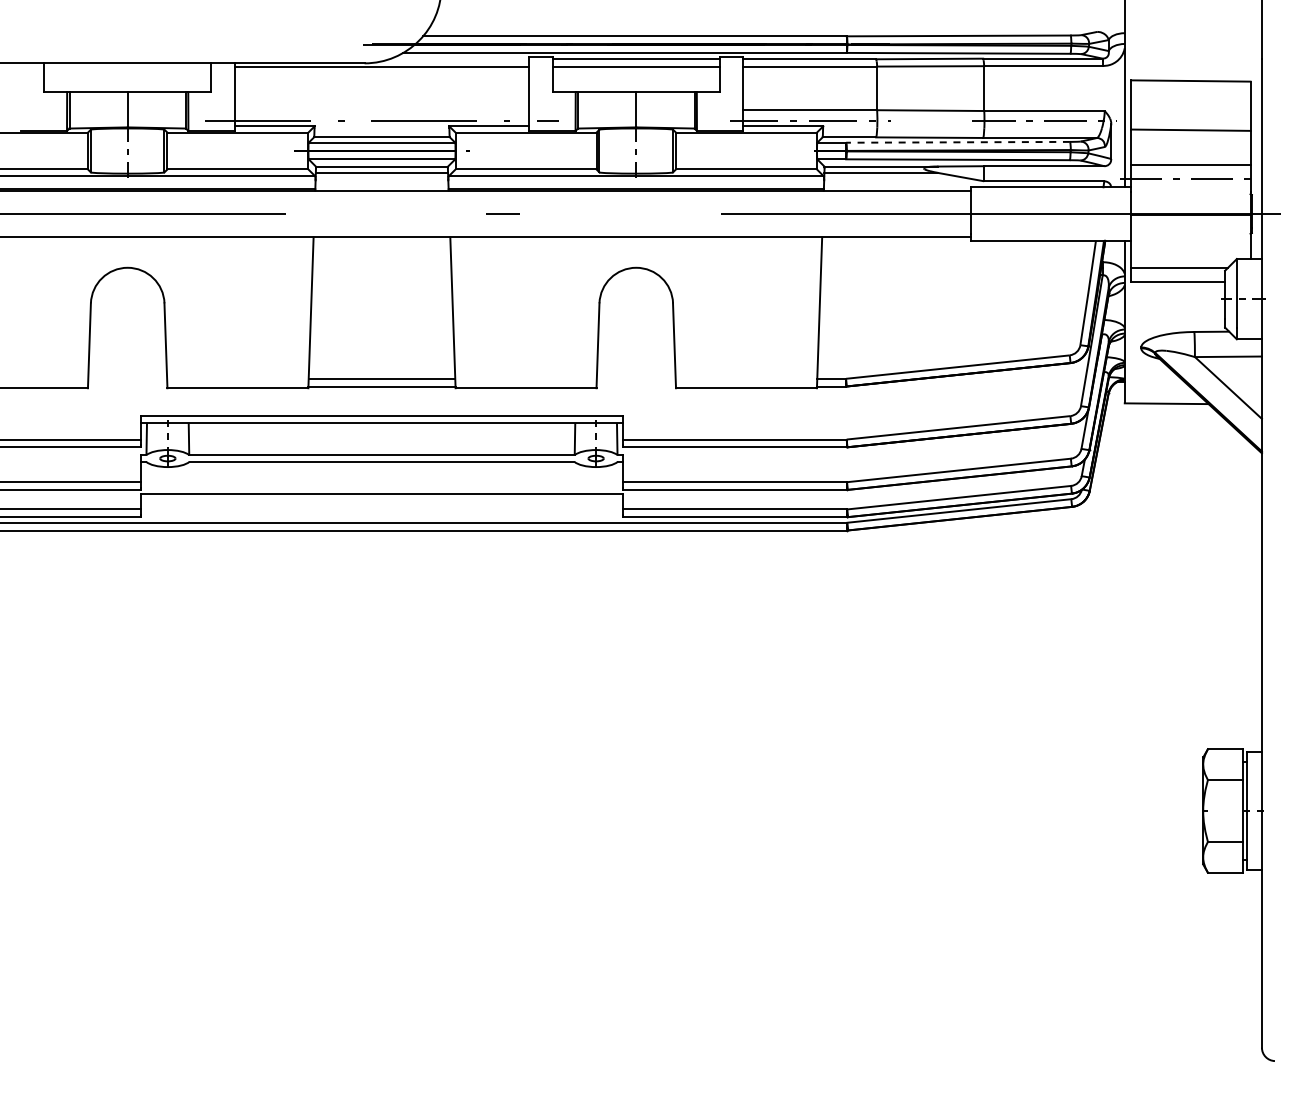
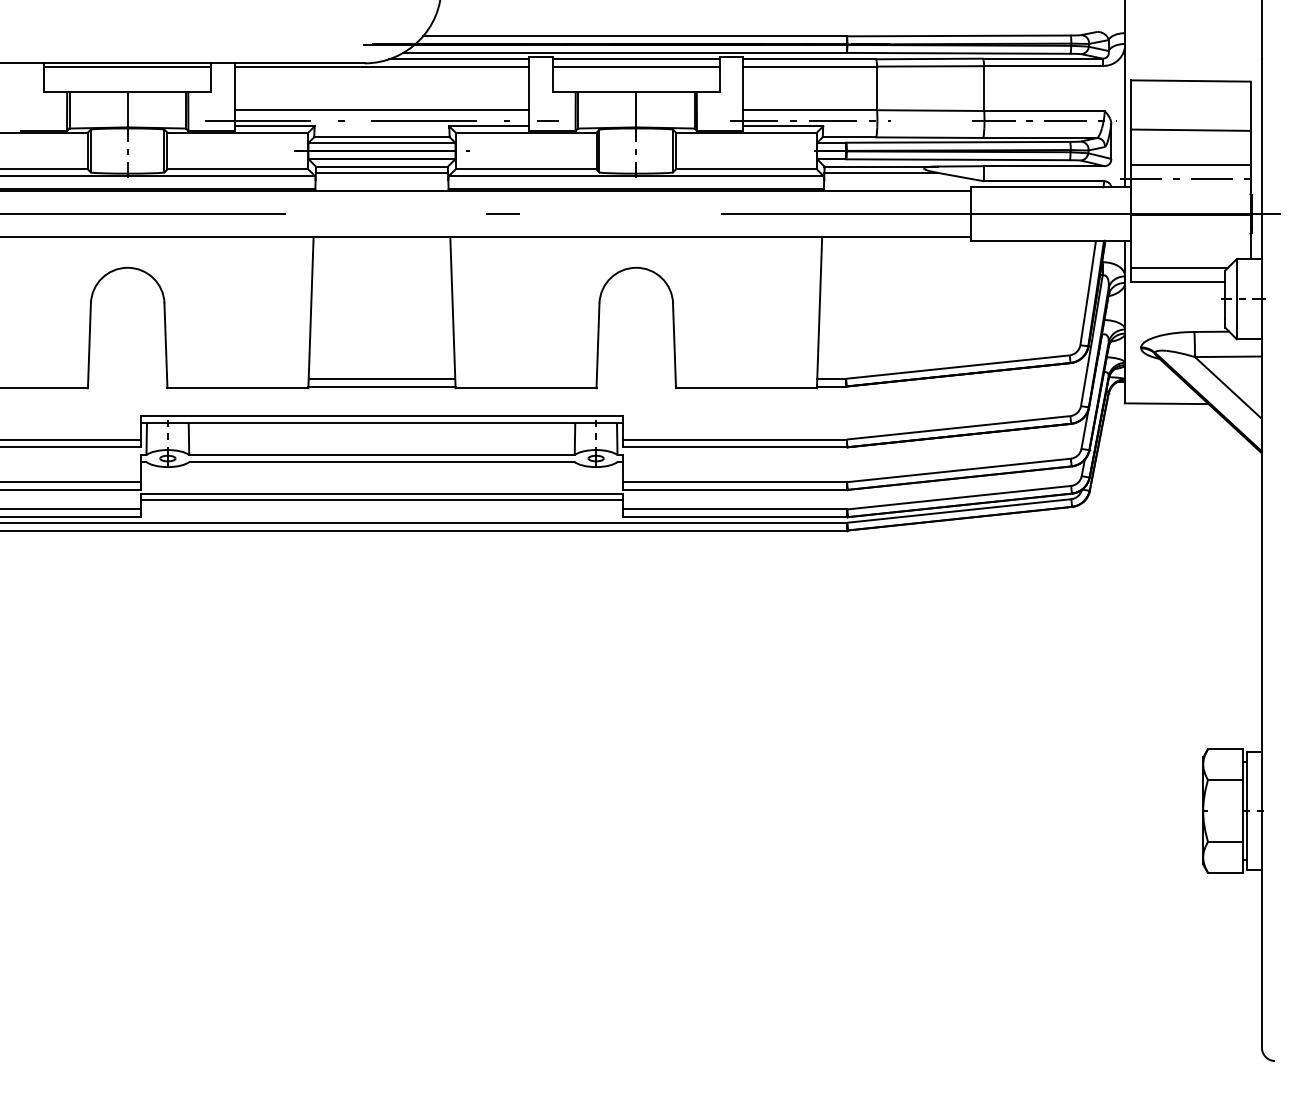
line: none -> present (459, 59)
line: none -> present (127, 66)
line: none -> present (381, 110)
line: dashed -> solid (958, 142)
line: none -> present (381, 500)
